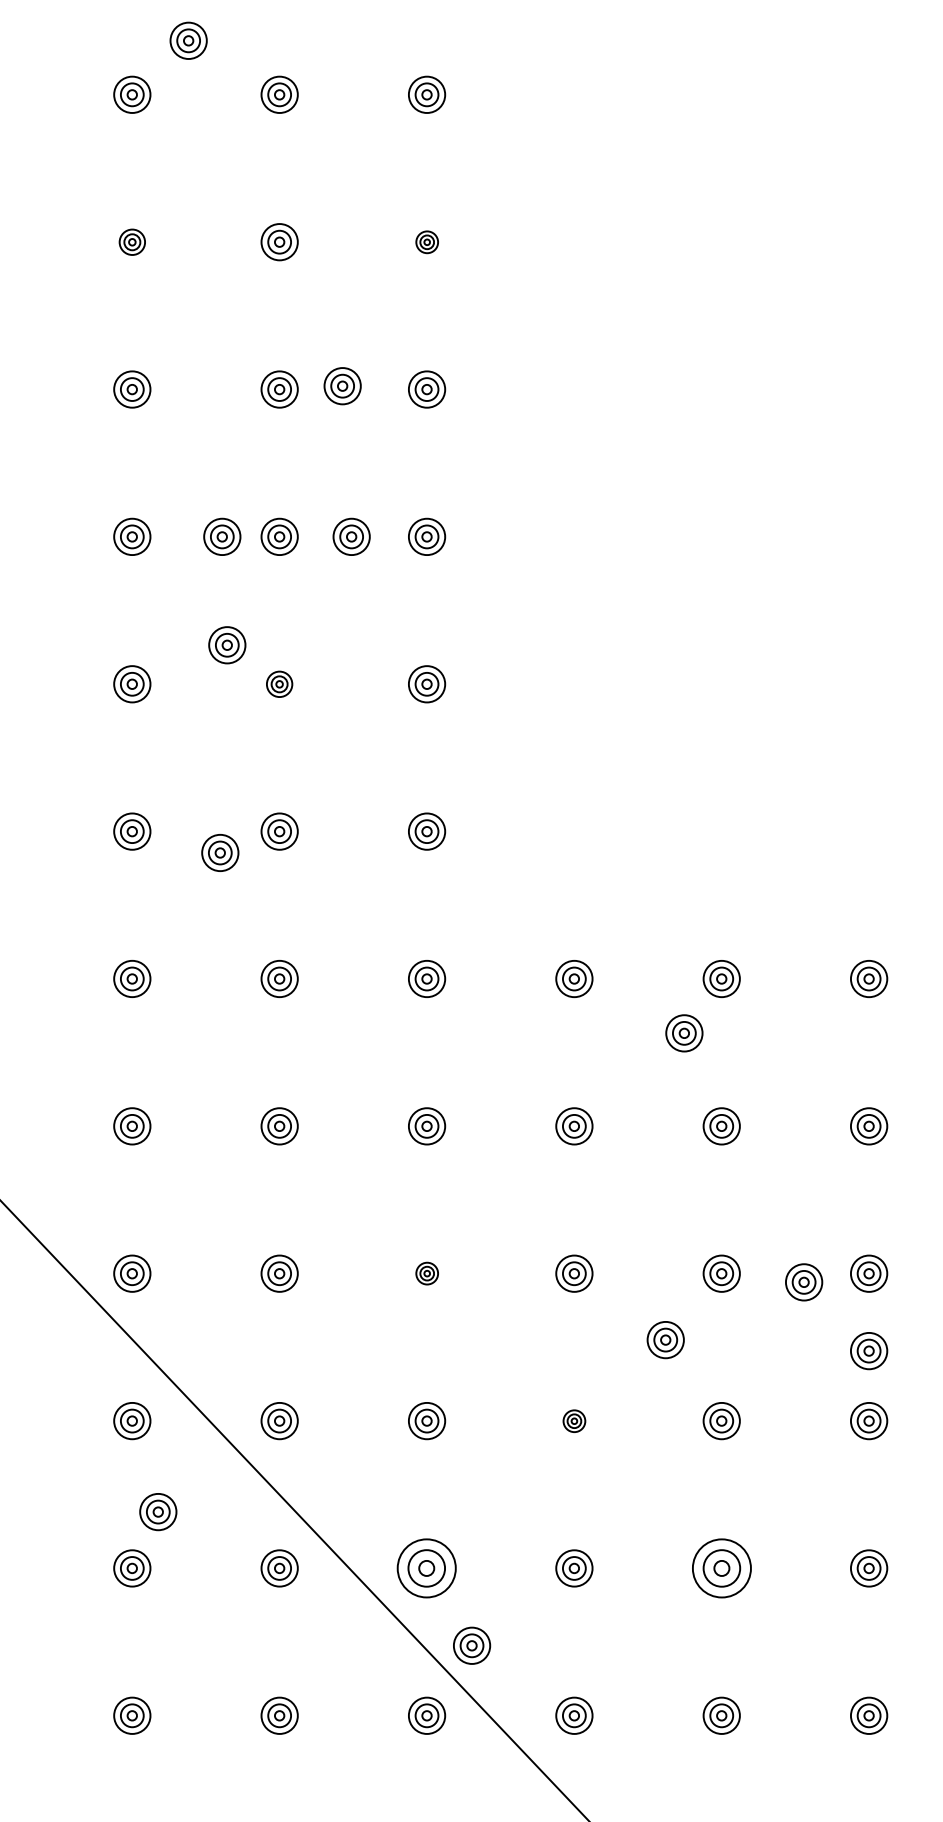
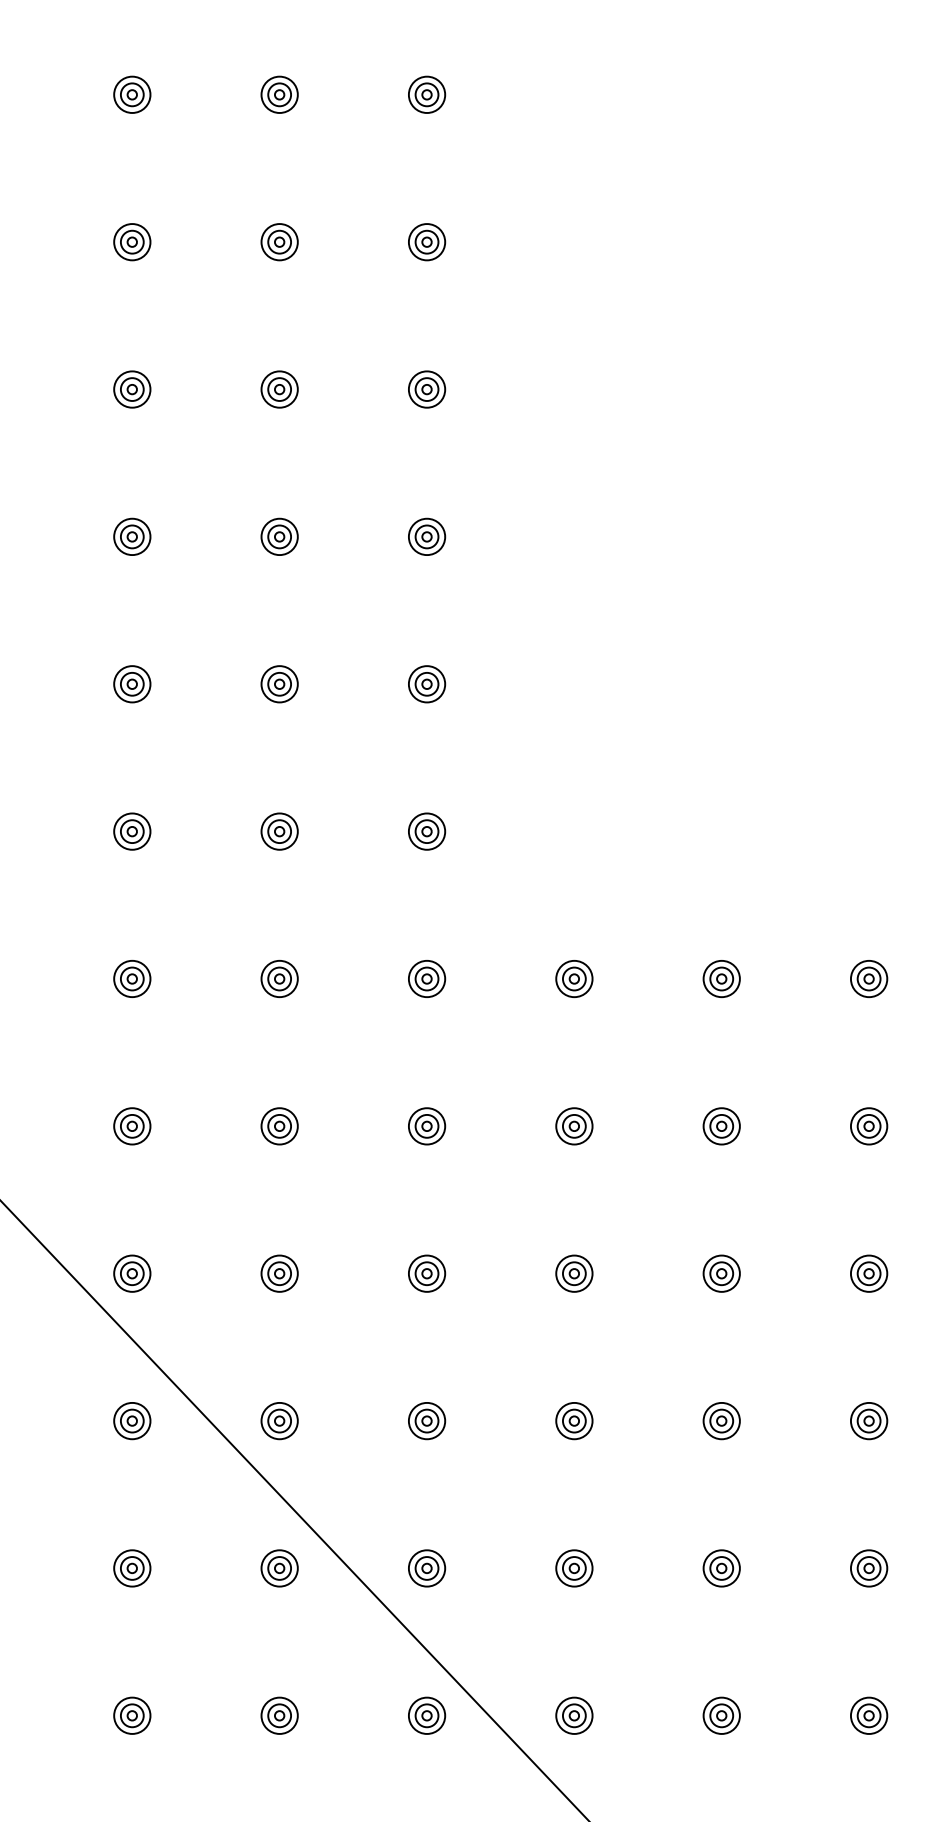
part: present -> none (188, 40)
part size: 28x28 px -> 39x39 px (132, 242)
part size: 24x25 px -> 39x39 px (427, 242)
part: present -> none (342, 386)
part: present -> none (222, 536)
part: present -> none (351, 536)
part: present -> none (227, 645)
part size: 28x28 px -> 39x39 px (279, 684)
part: present -> none (220, 852)
part: present -> none (684, 1033)
part size: 24x25 px -> 39x39 px (427, 1273)
part: present -> none (804, 1282)
part: present -> none (665, 1340)
part: present -> none (869, 1351)
part size: 25x24 px -> 39x39 px (574, 1421)
part: present -> none (158, 1512)
part size: 61x61 px -> 39x39 px (427, 1568)
part size: 60x61 px -> 39x39 px (721, 1568)
part: present -> none (472, 1645)
